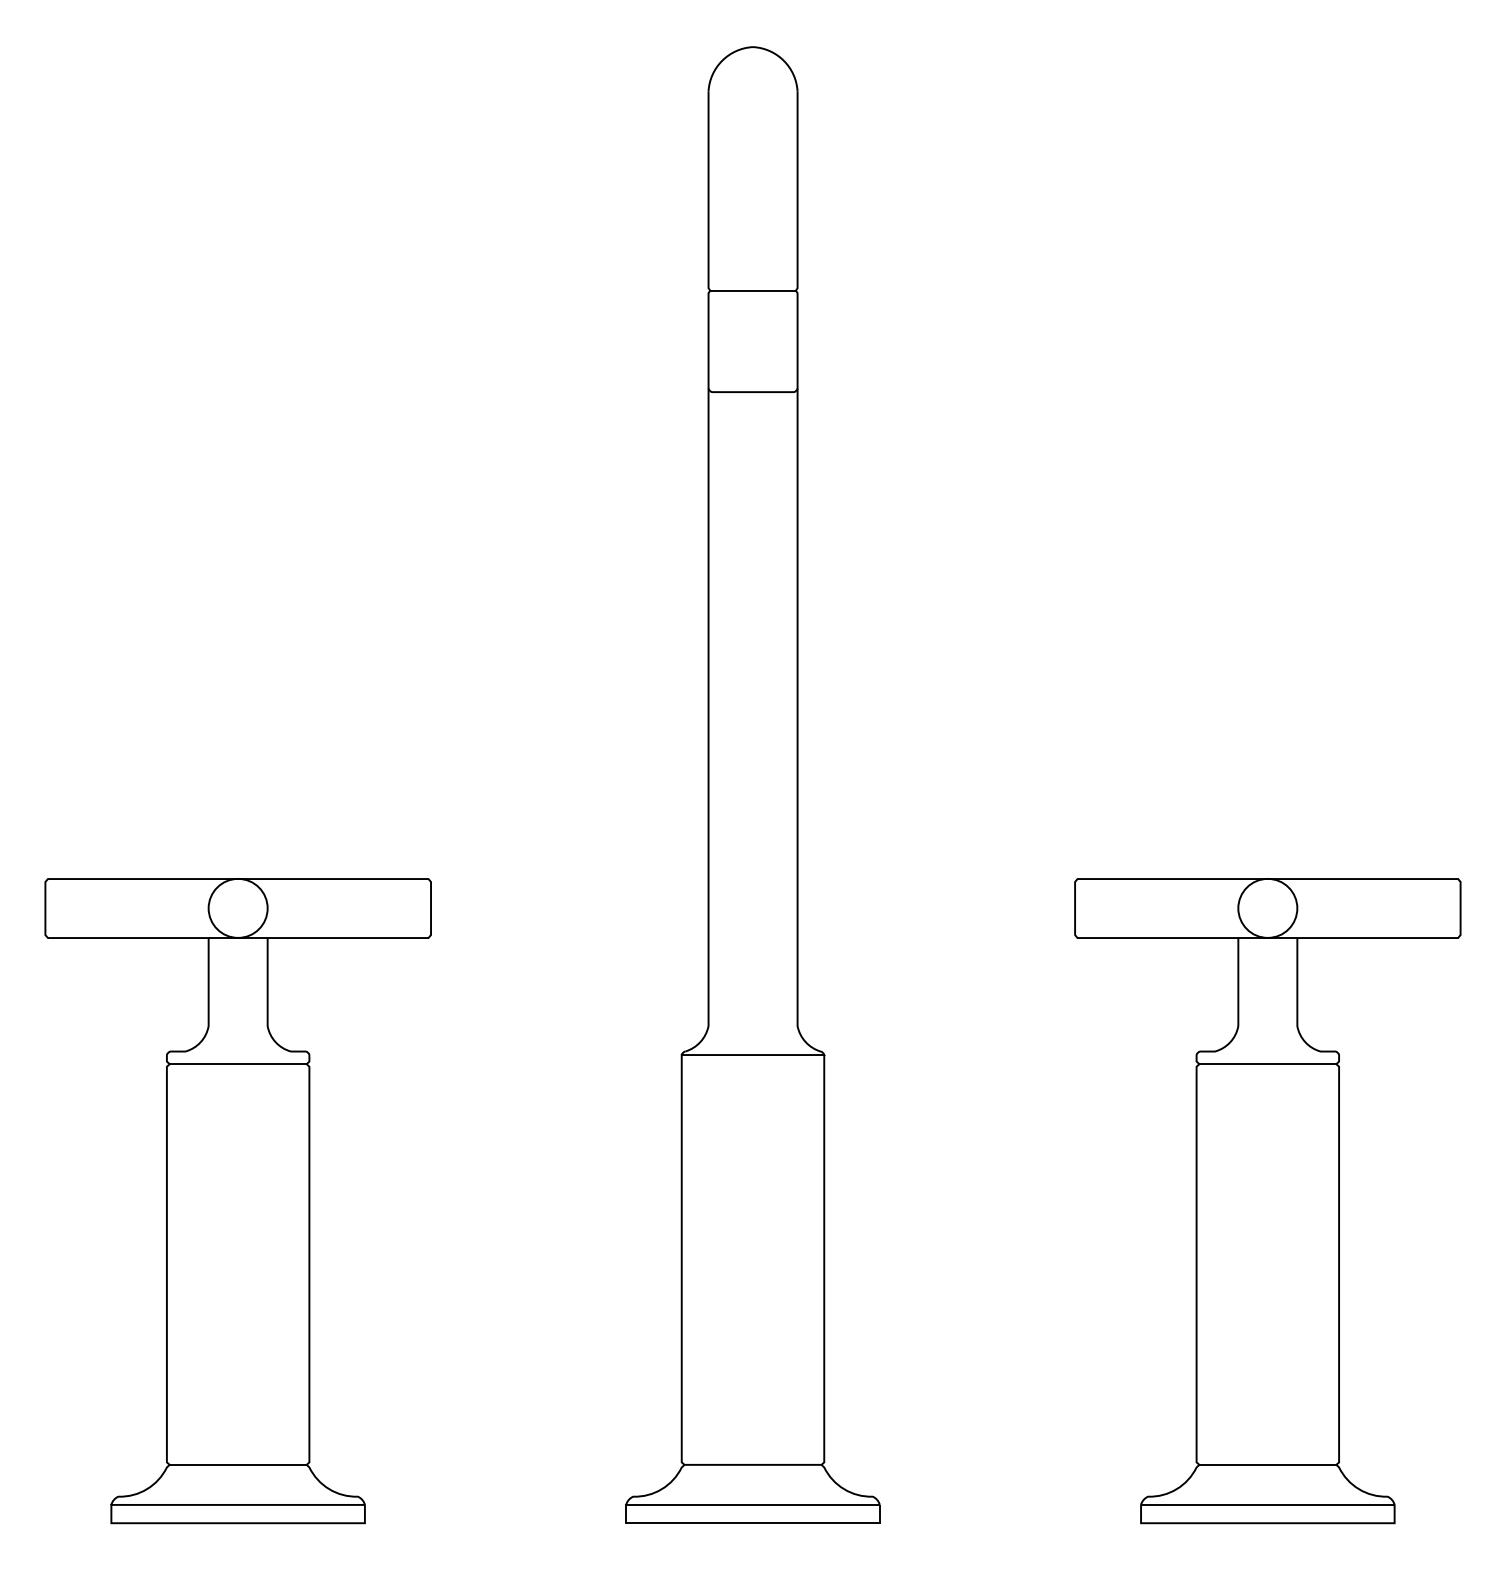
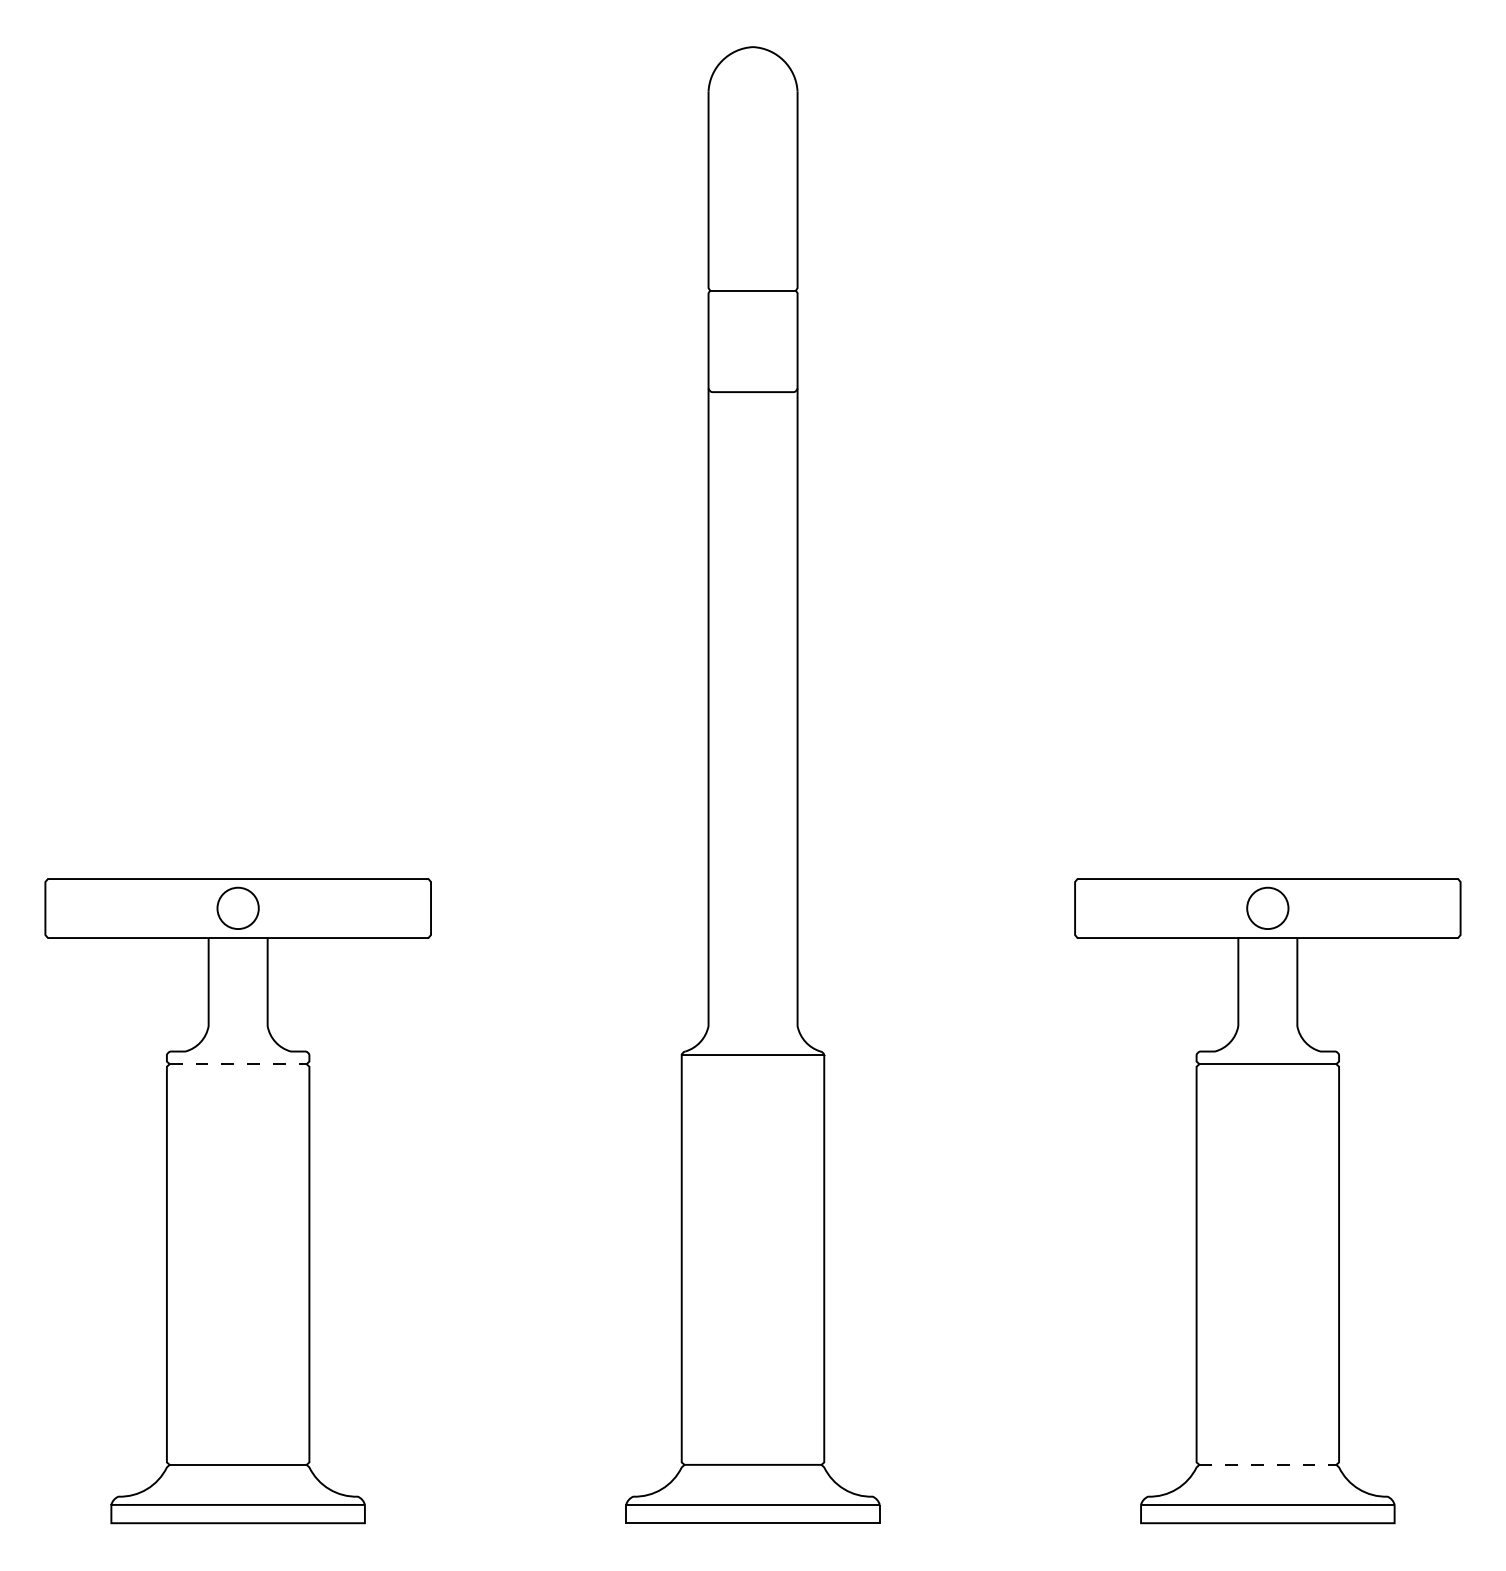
circle diameter: 59 px -> 41 px (237, 908)
circle diameter: 59 px -> 41 px (1267, 908)
line: solid -> dashed (238, 1064)
line: solid -> dashed (1268, 1464)
